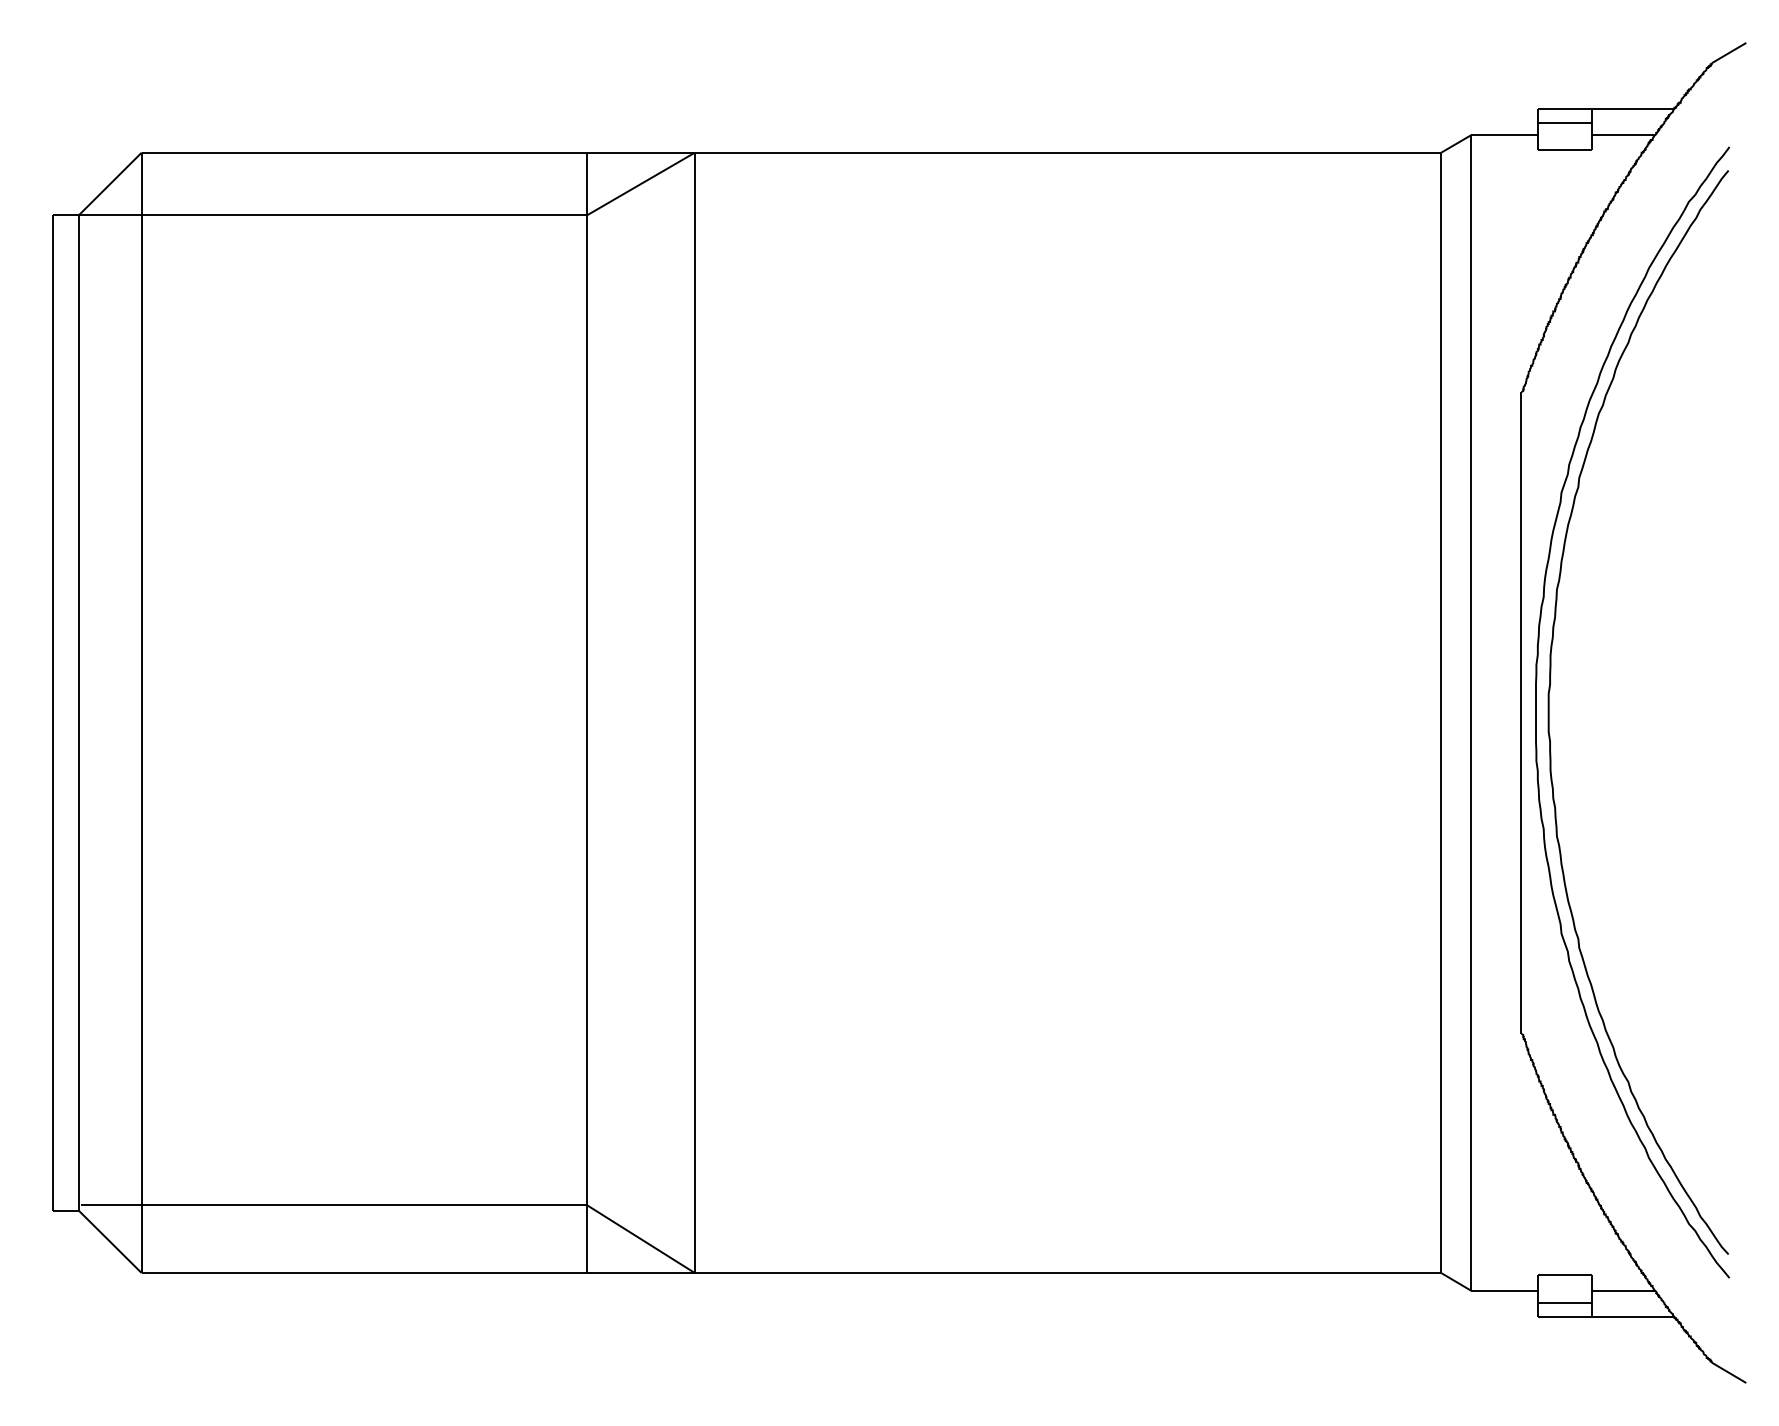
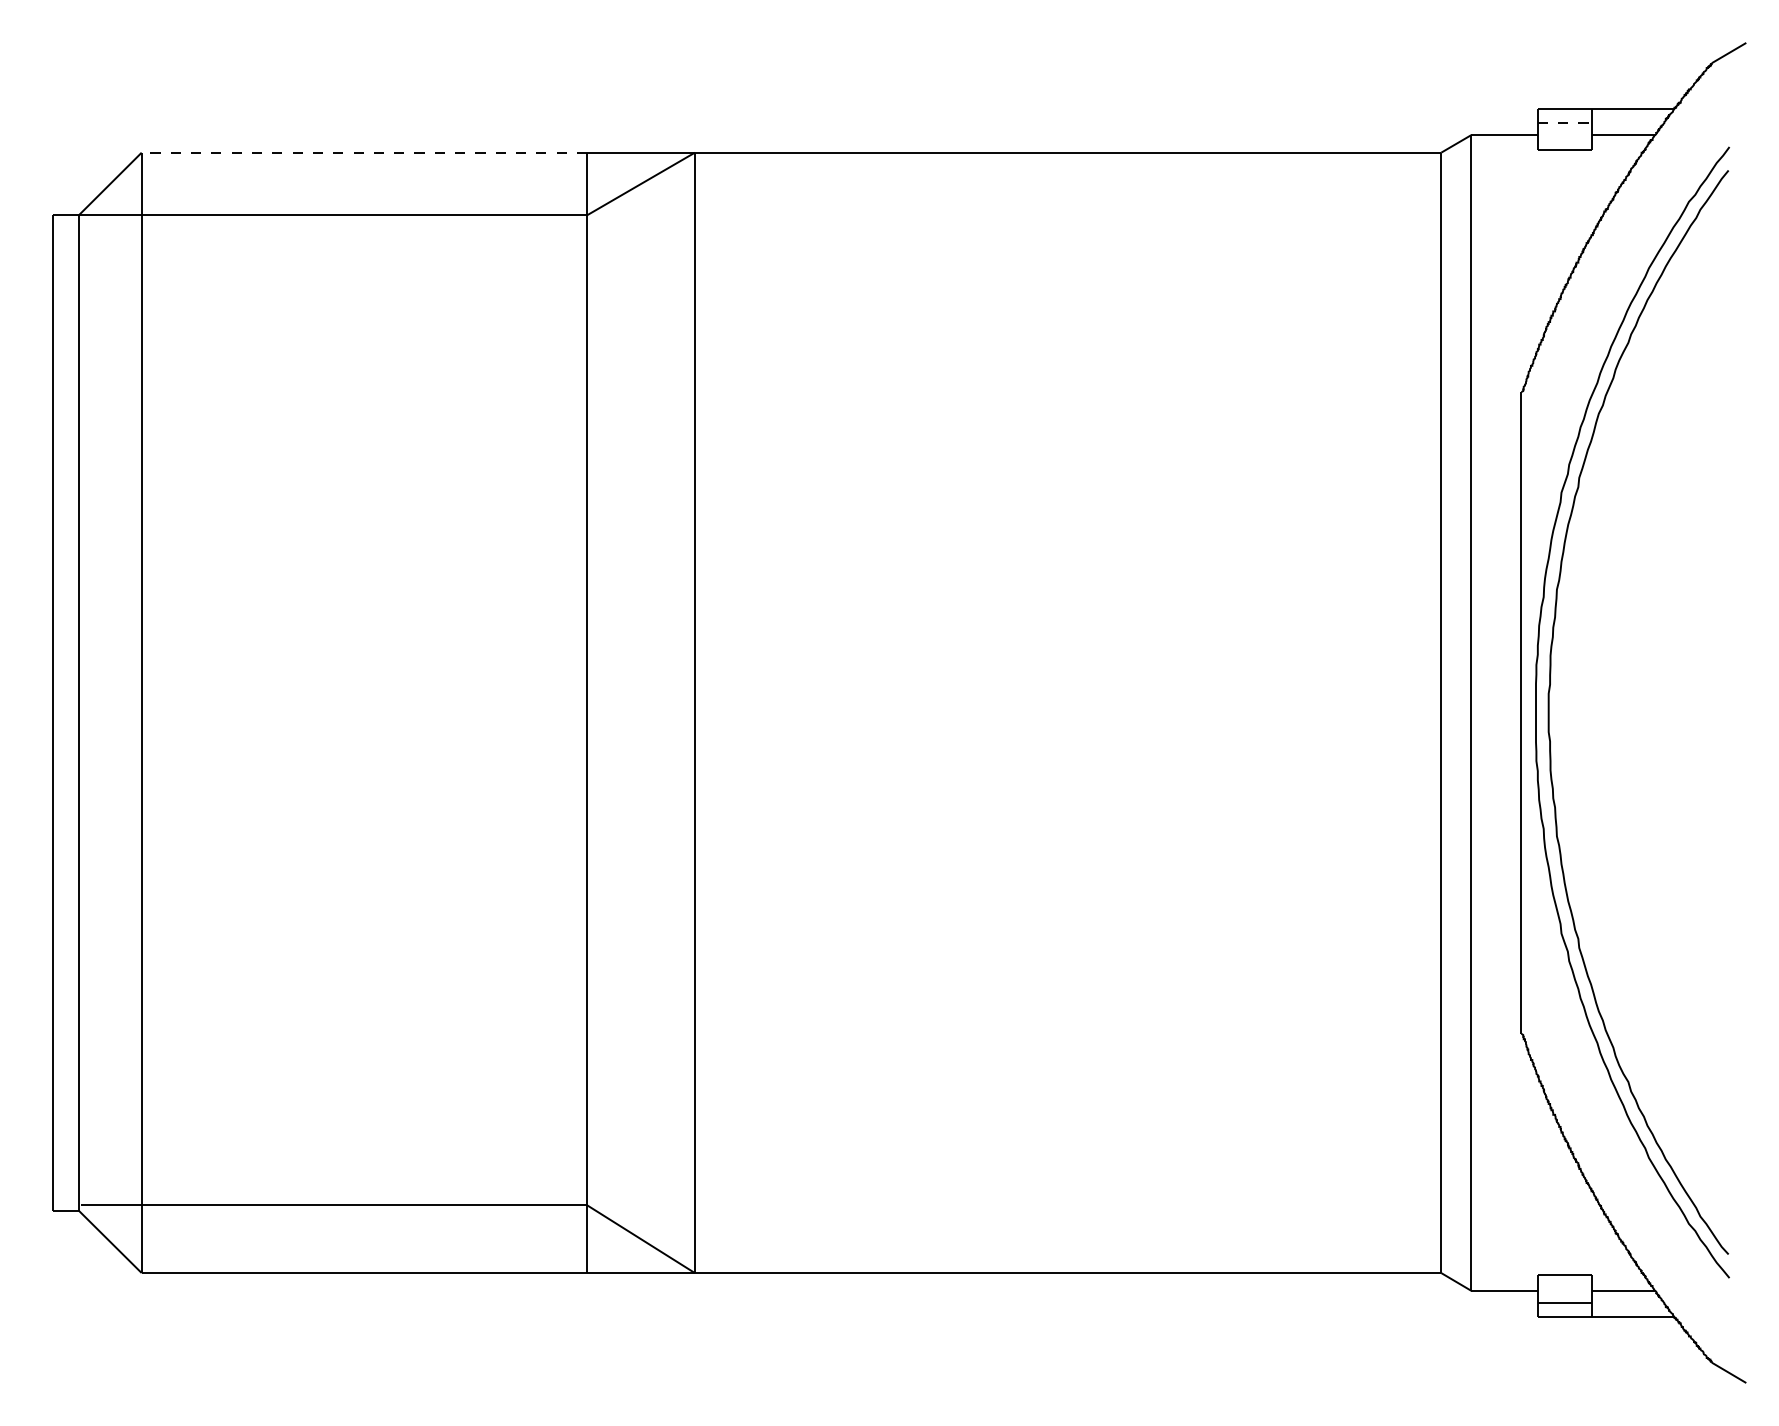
line: solid -> dashed (1564, 123)
line: solid -> dashed (364, 152)
